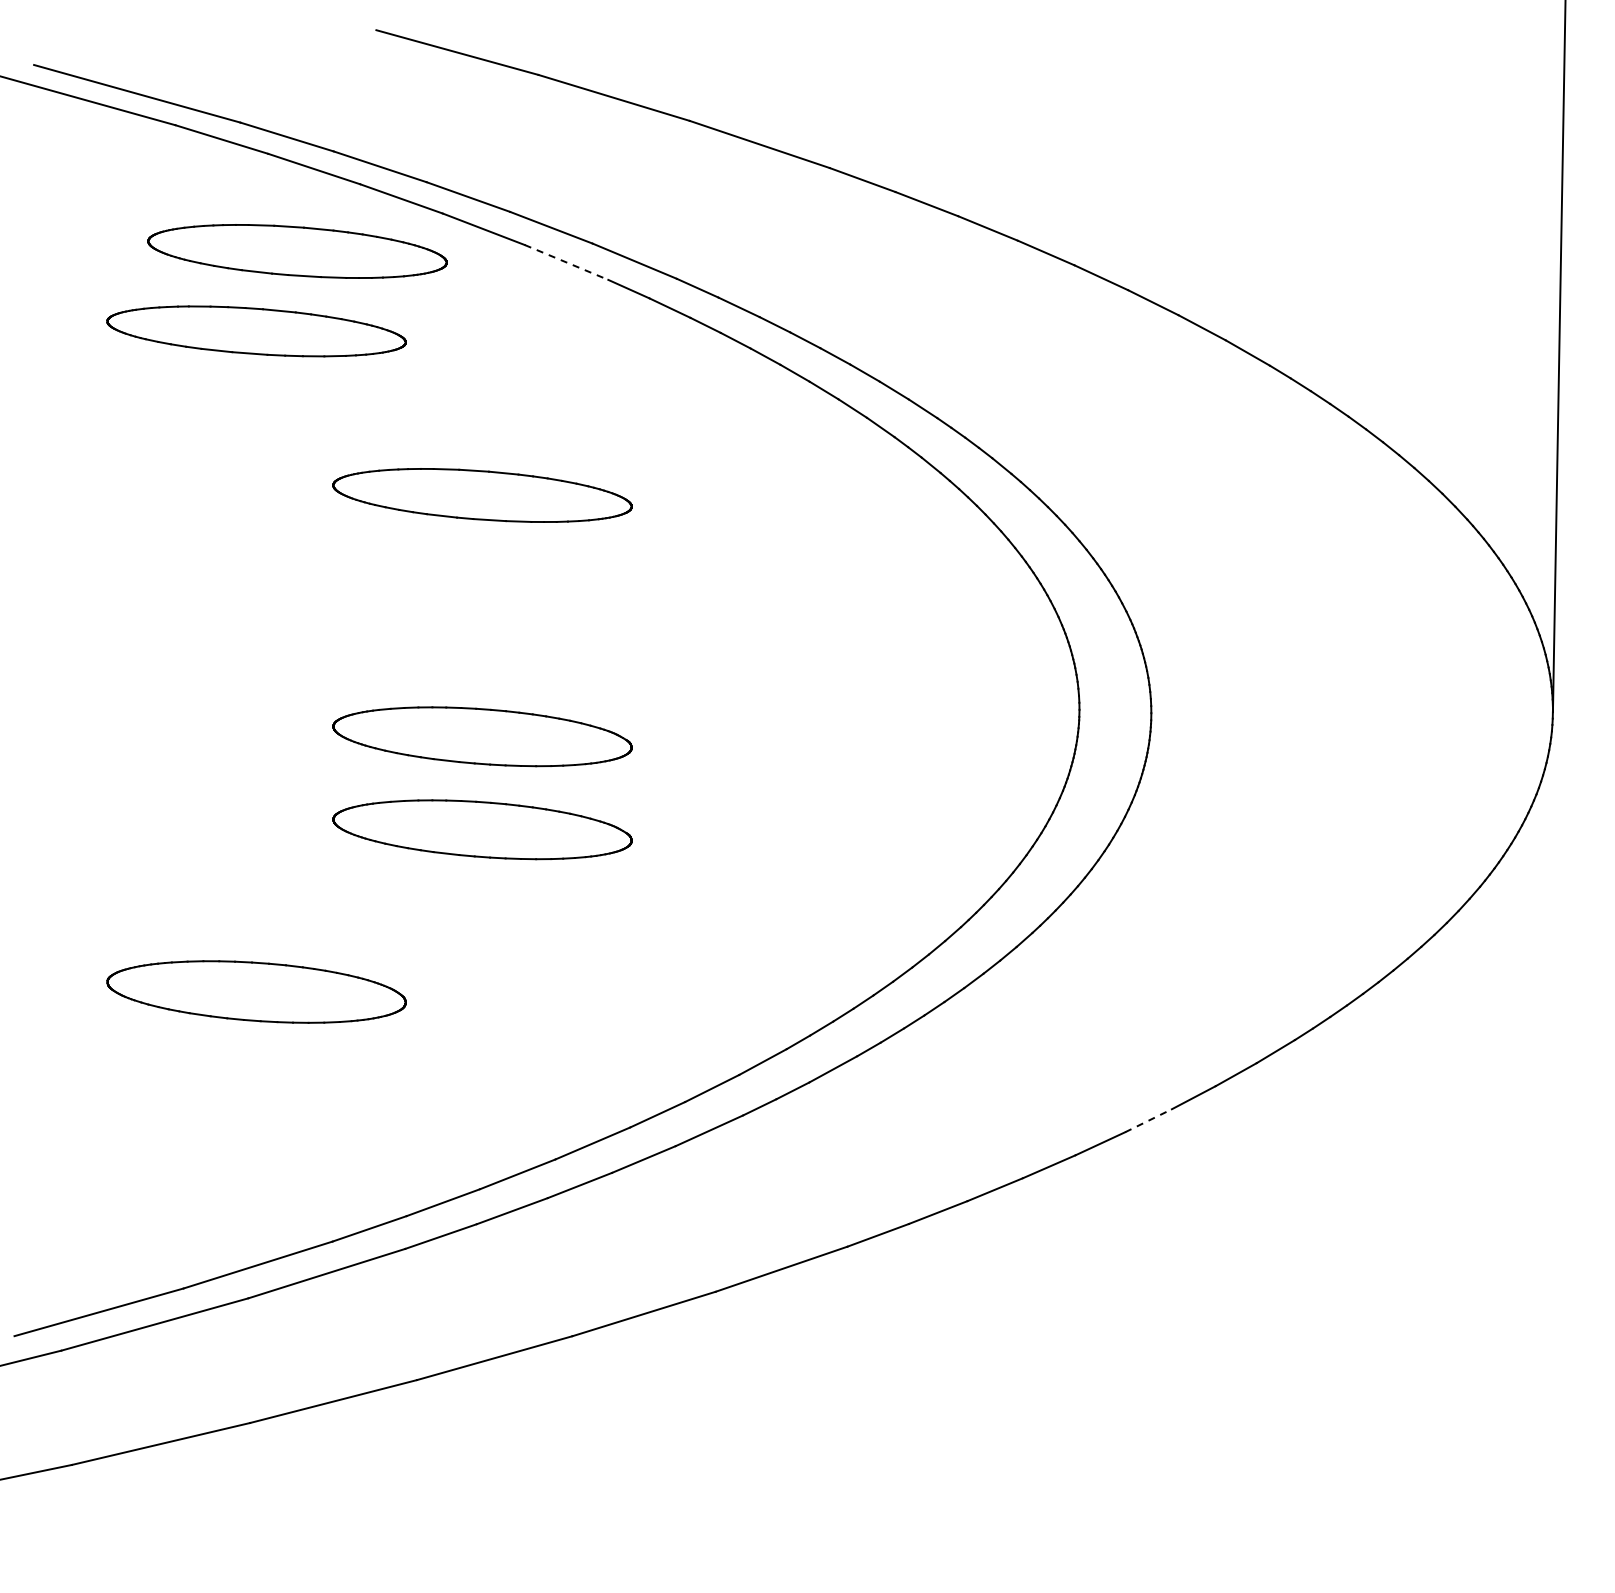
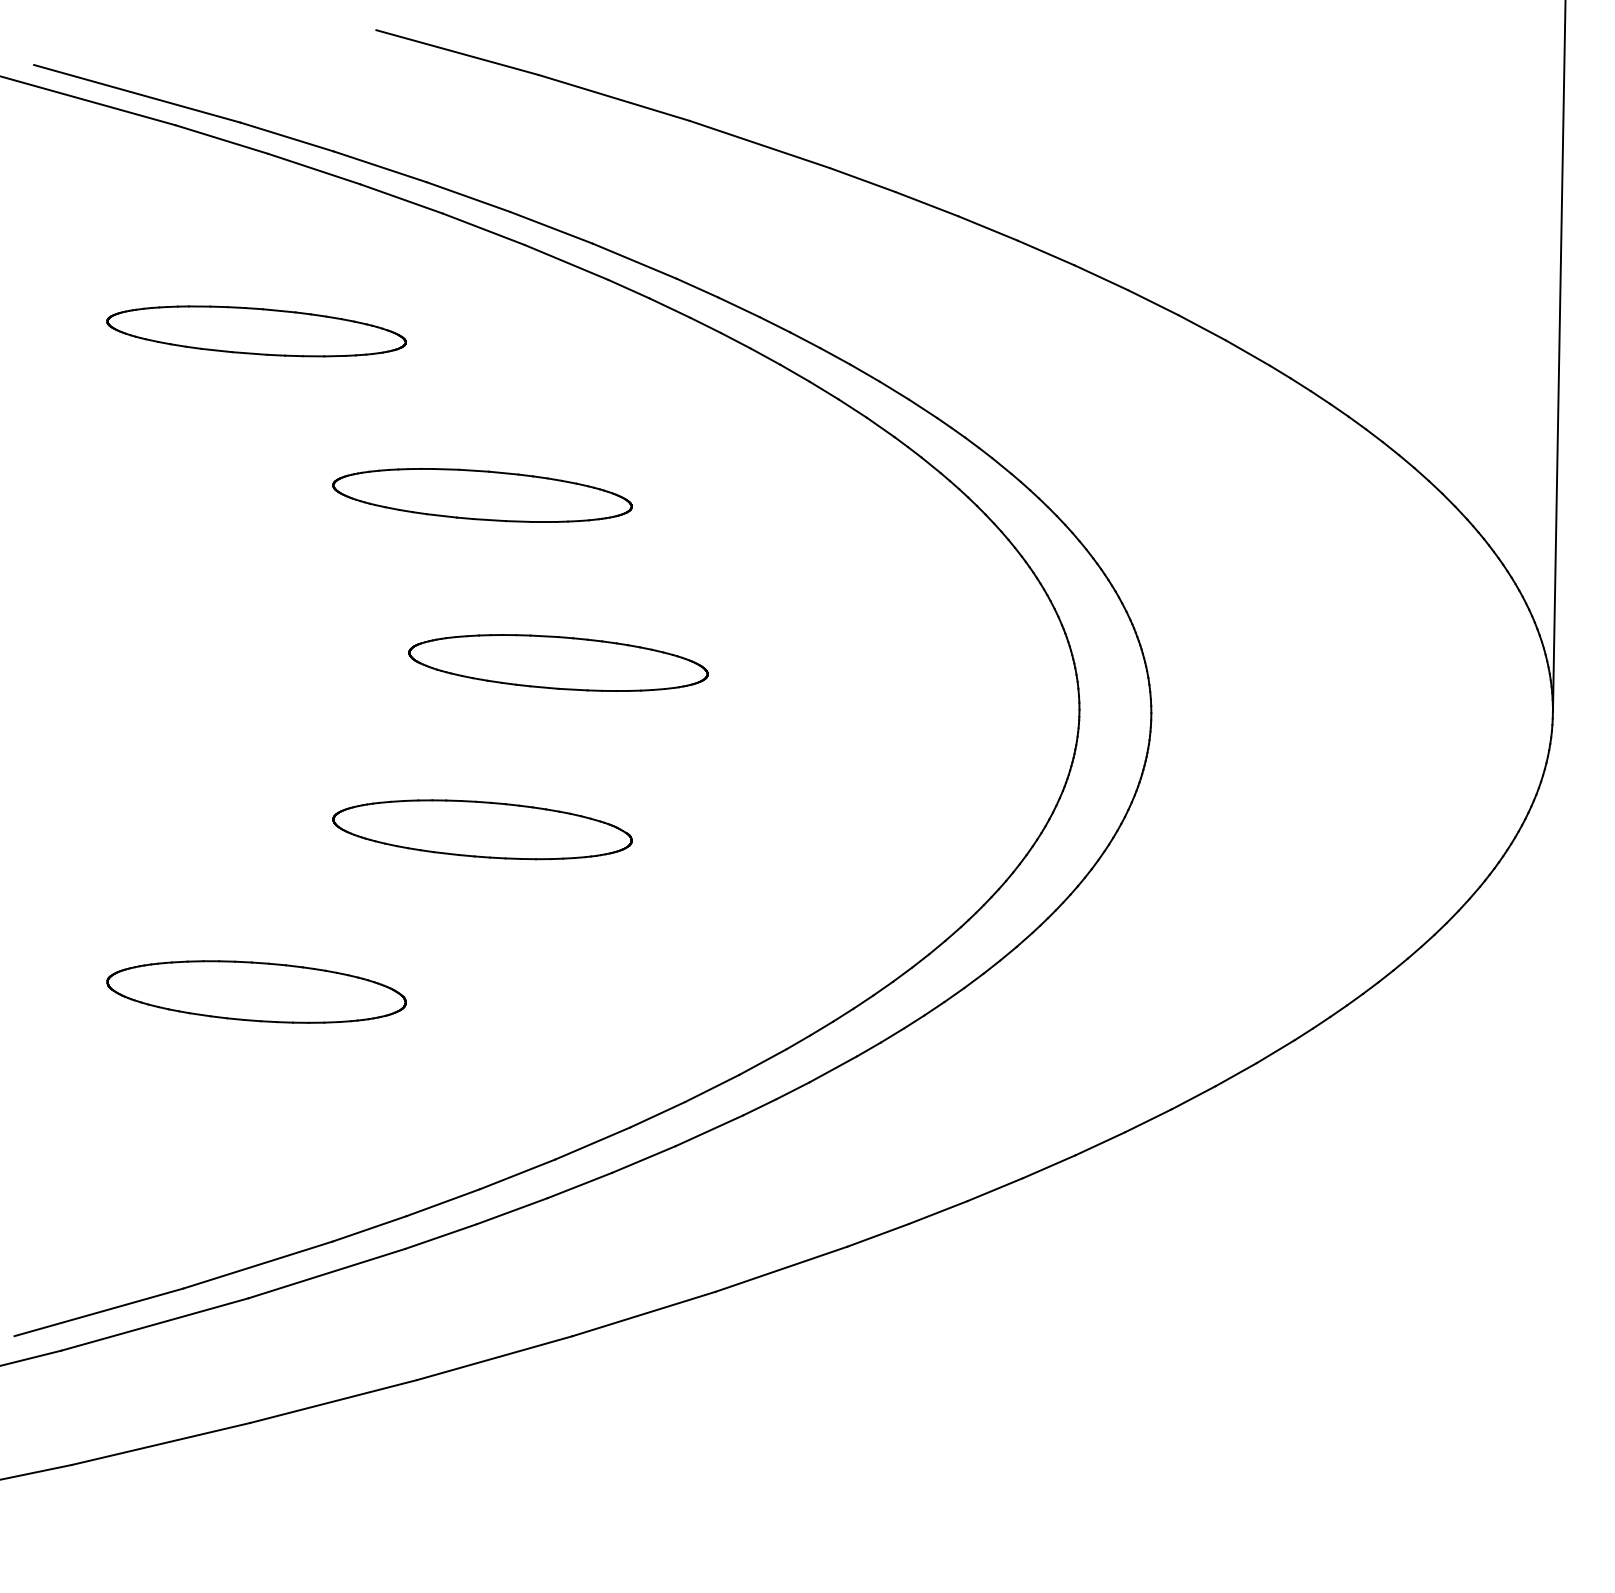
part: present -> none (297, 251)
line: dashed -> solid (566, 262)
part: none -> present (558, 662)
part: present -> none (482, 736)
line: dashed -> solid (1148, 1120)
